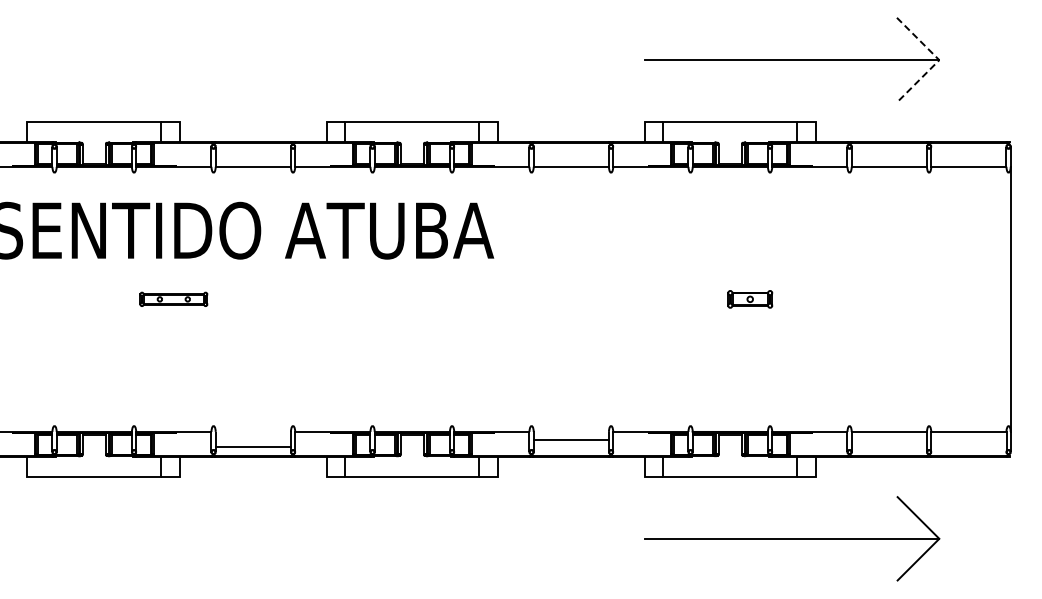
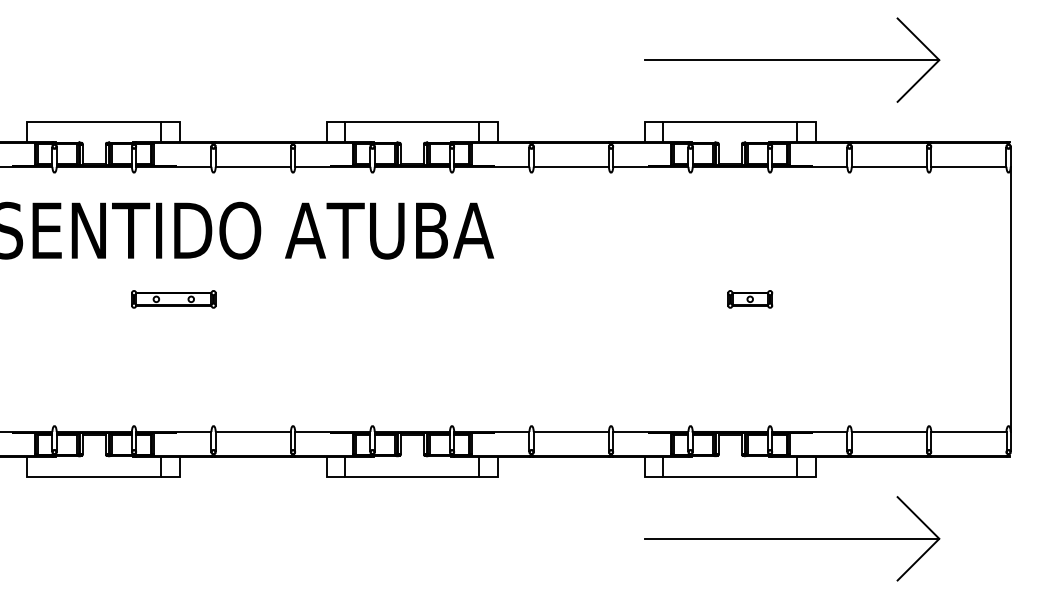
line: dashed -> solid (939, 60)
part size: 70x16 px -> 86x19 px (173, 299)
line position: (570, 439) -> (570, 431) (570, 431)
line position: (252, 446) -> (252, 431) (252, 431)
